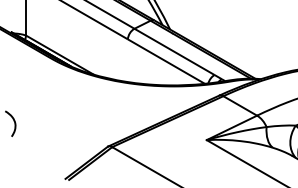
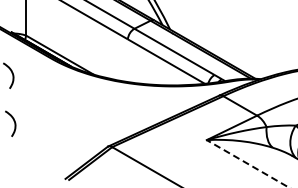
curve: none -> present (11, 73)
line: solid -> dashed (247, 163)
